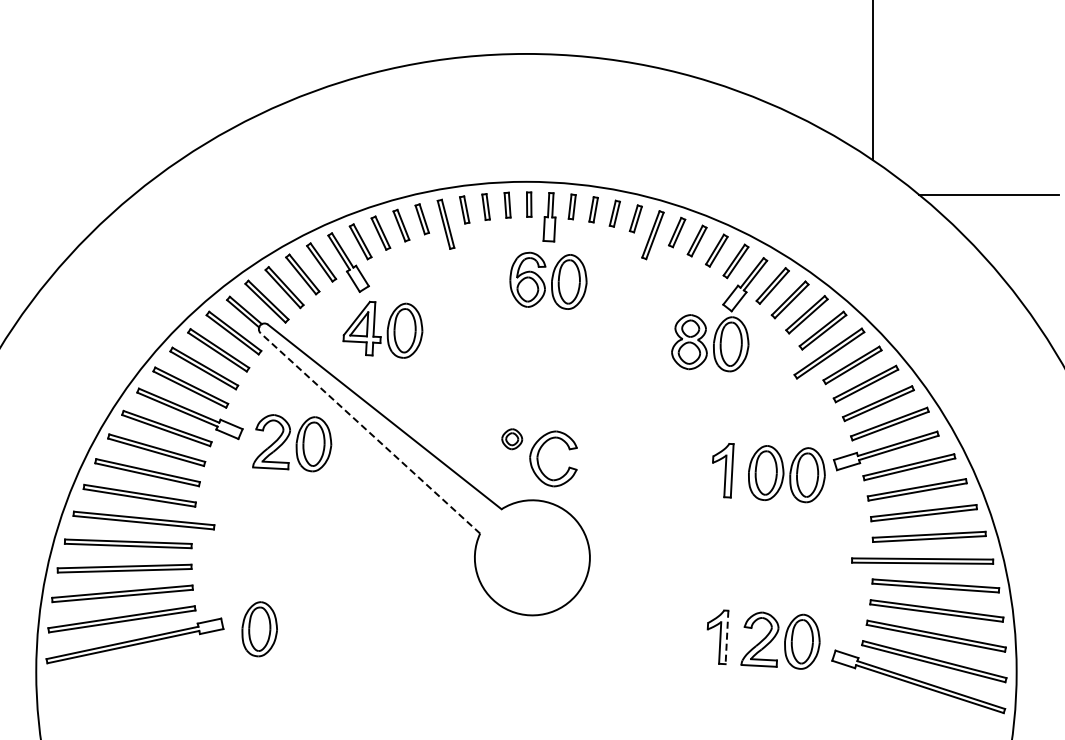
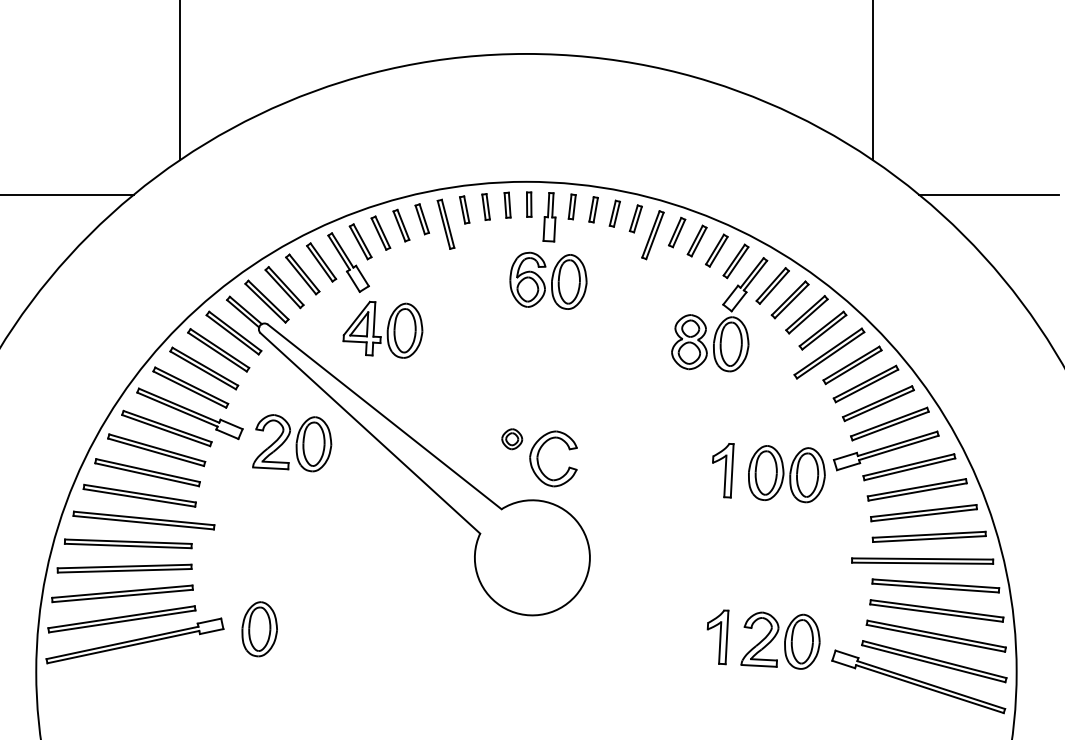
line: none -> present (180, 81)
line: none -> present (67, 194)
line: dashed -> solid (370, 433)
line: dashed -> solid (727, 637)
